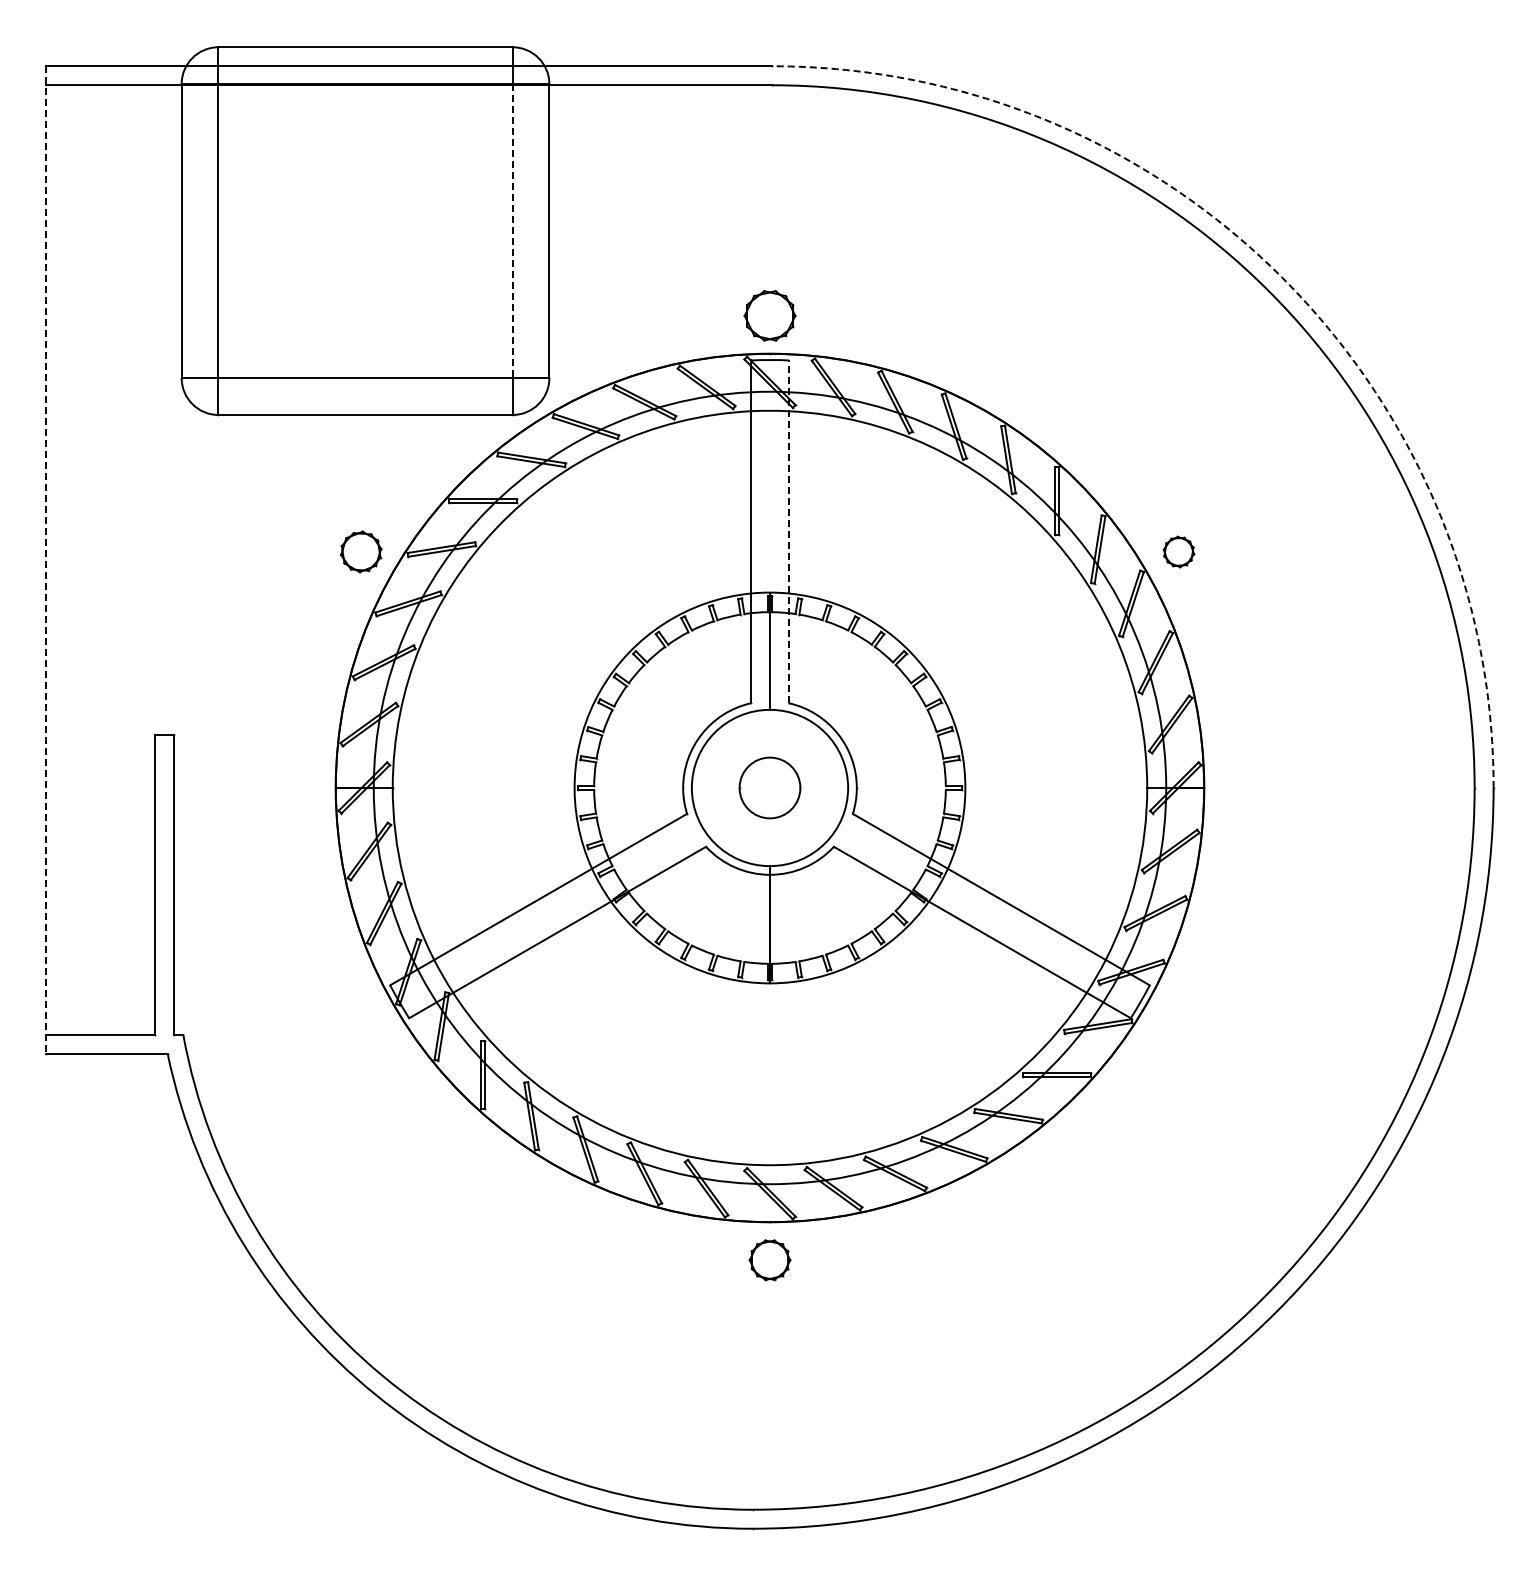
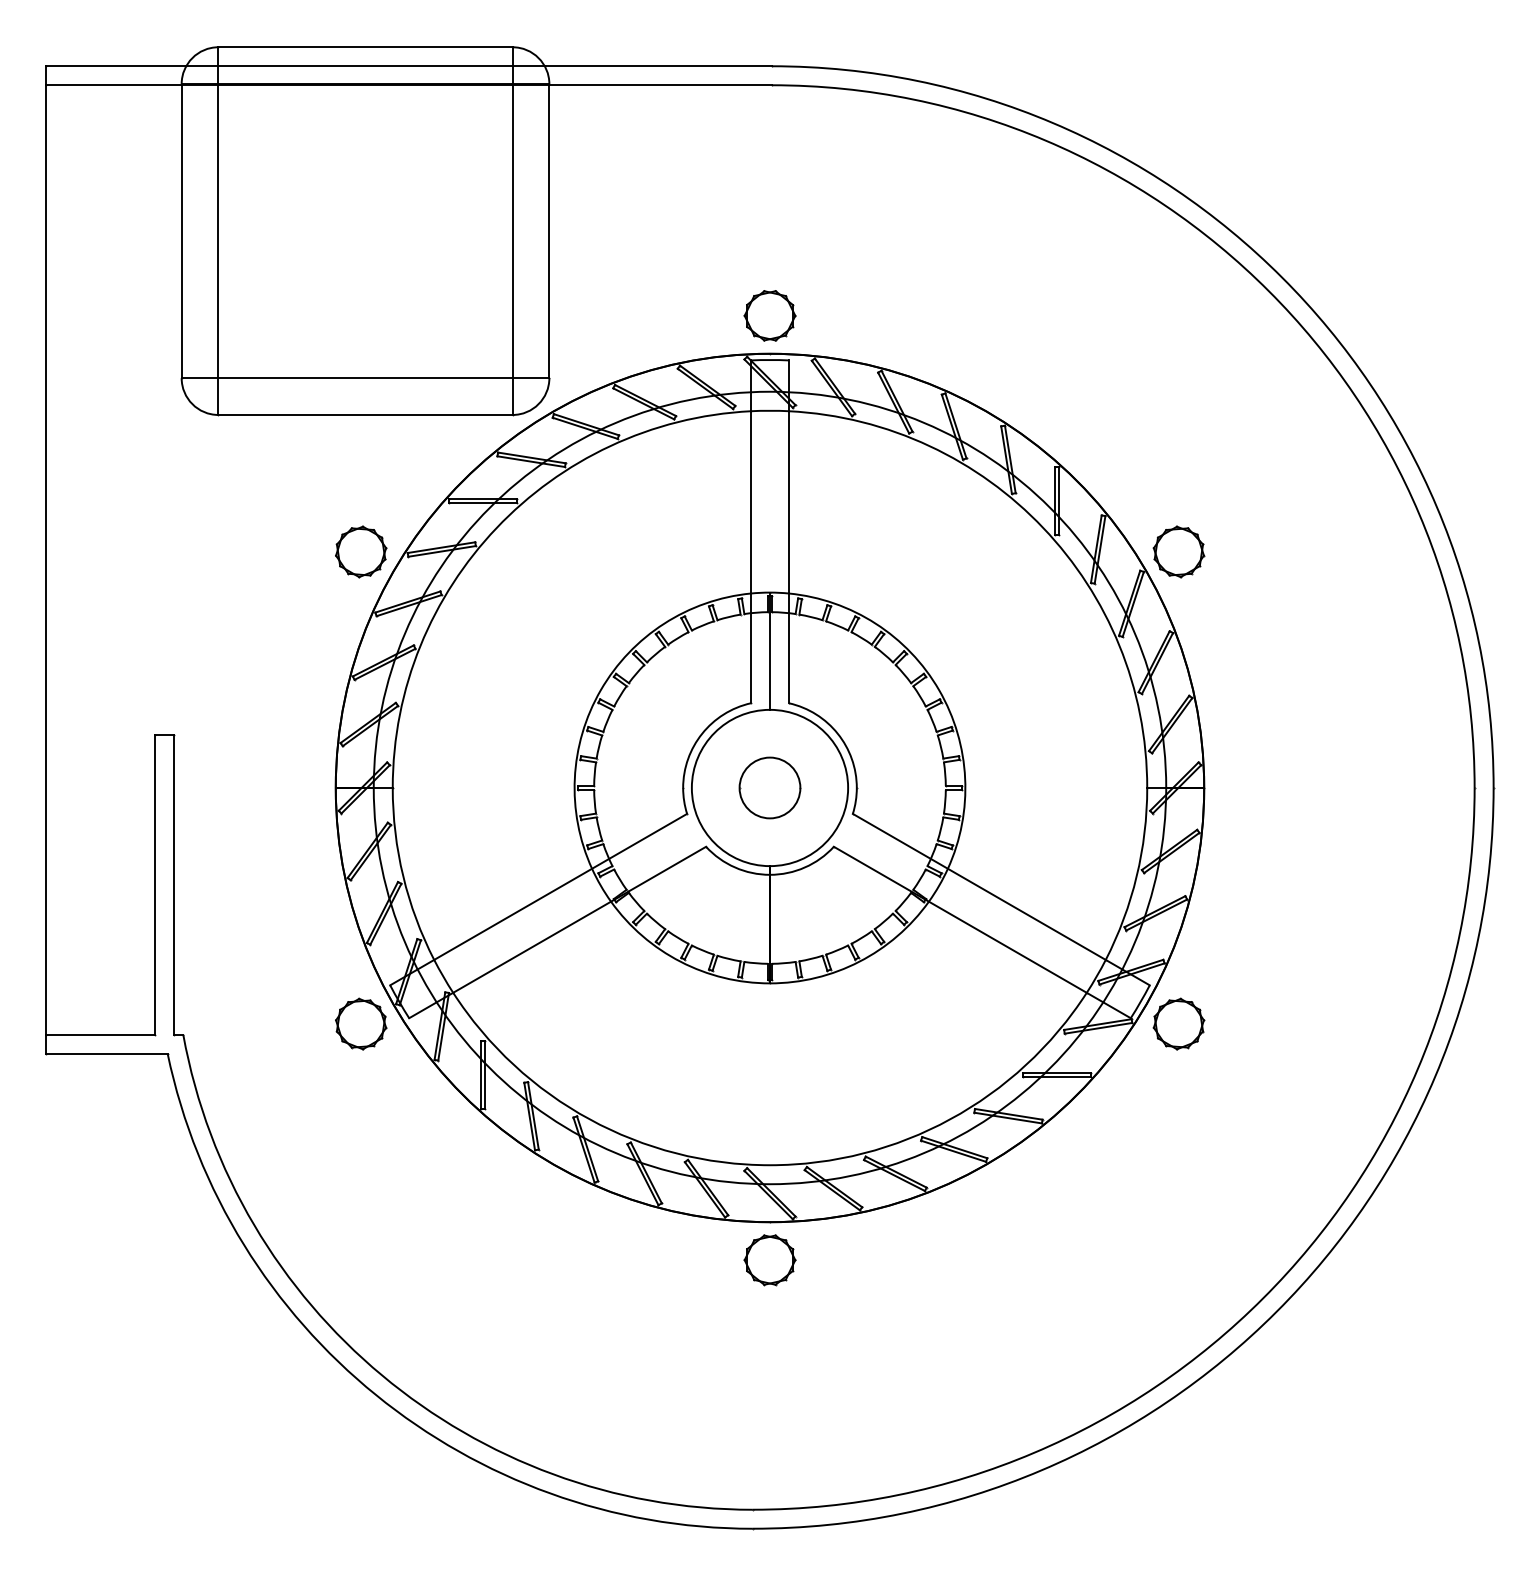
line: dashed -> solid (512, 231)
arc: dashed -> solid (1282, 277)
line: dashed -> solid (788, 531)
part size: 43x44 px -> 53x54 px (361, 551)
part size: 34x34 px -> 54x54 px (1178, 551)
line: dashed -> solid (46, 560)
part: none -> present (361, 1023)
part: none -> present (1178, 1023)
part size: 44x43 px -> 54x53 px (769, 1260)
